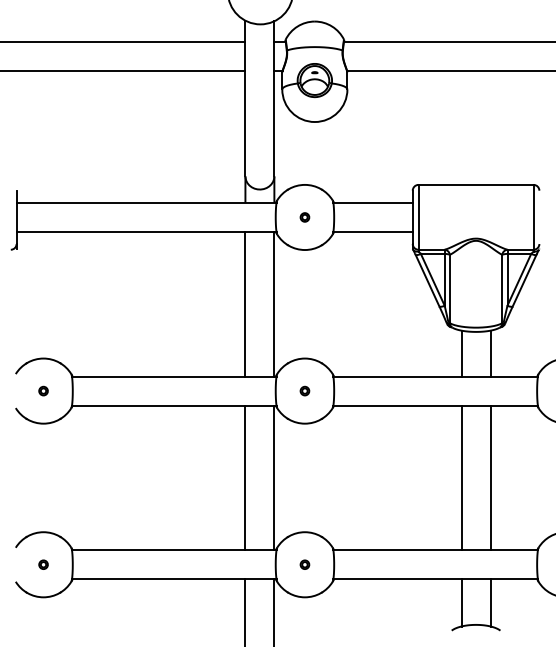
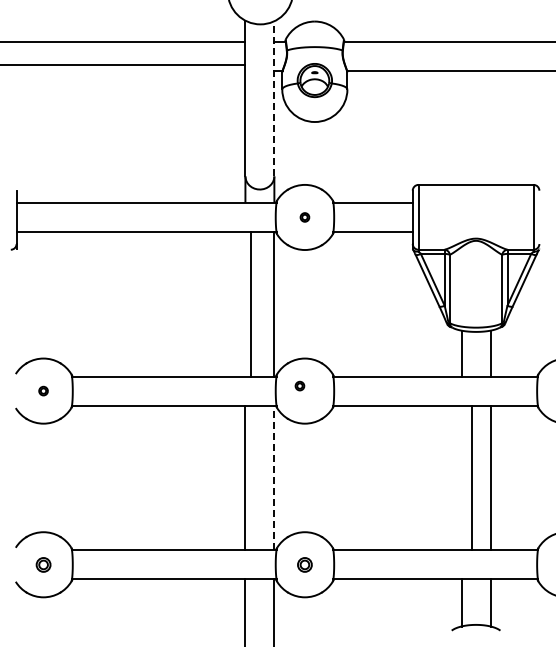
line position: (123, 71) -> (123, 65) (123, 65)
line: solid -> dashed (274, 98)
line position: (245, 303) -> (251, 303) (251, 303)
part position: (304, 390) -> (299, 385) (299, 385)
line: solid -> dashed (274, 477)
line position: (461, 477) -> (471, 477) (471, 477)
part size: 11x11 px -> 17x16 px (43, 564)
part size: 12x11 px -> 16x16 px (304, 564)
